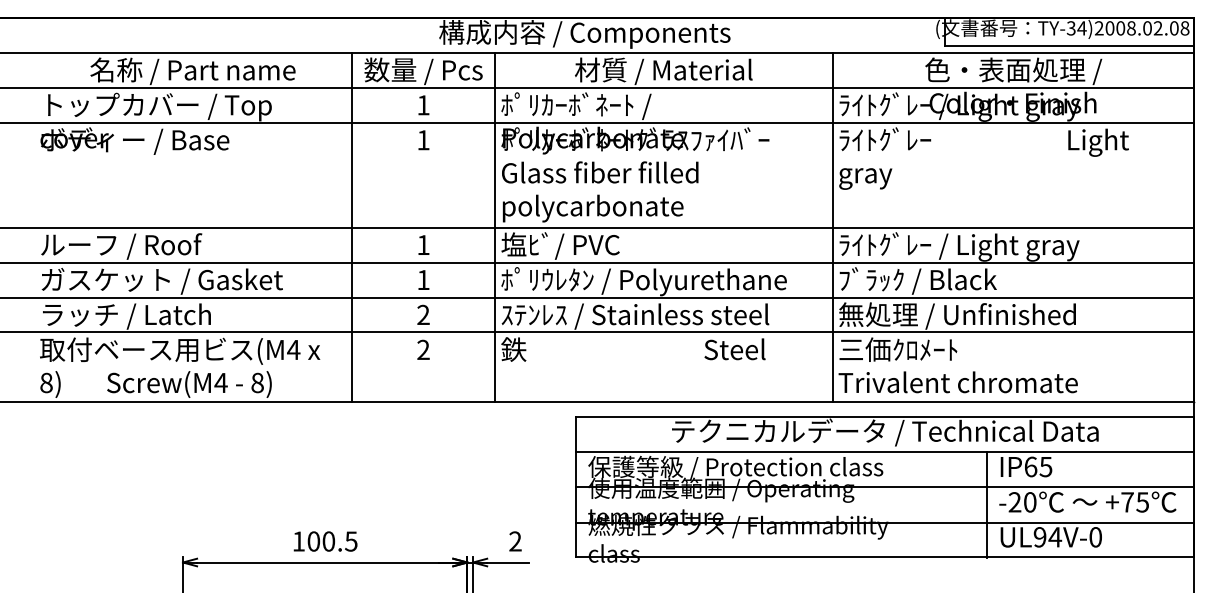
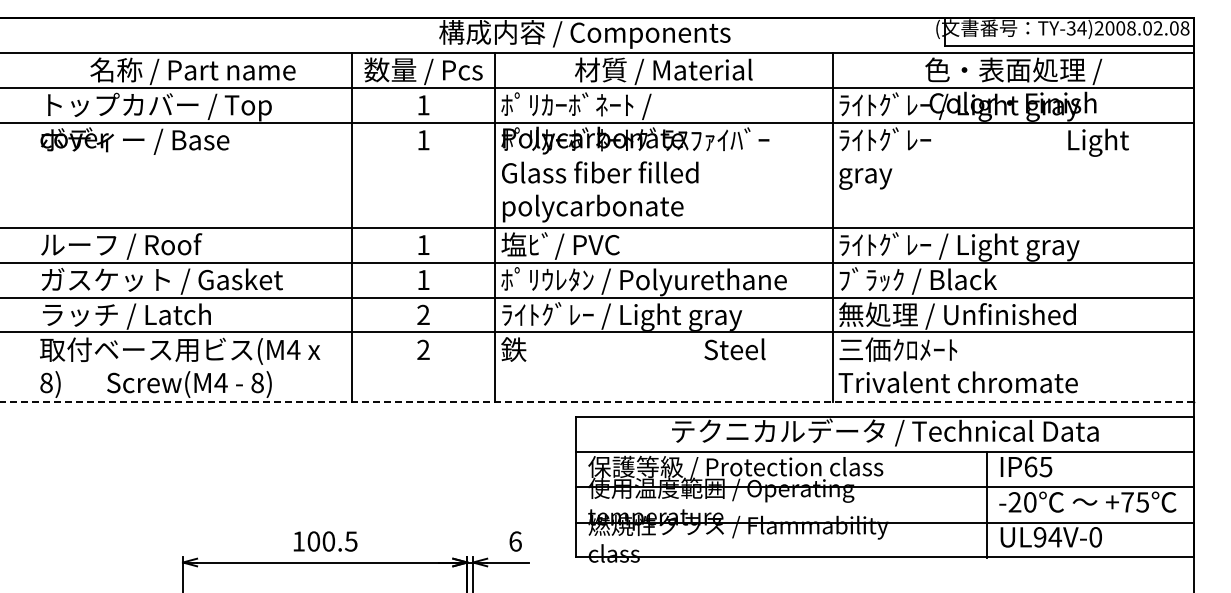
text: ｽﾃﾝﾚｽ / Stainless steel -> ﾗｲﾄｸﾞﾚｰ / Light gray (635, 316)
line: solid -> dashed (597, 402)
text: 2 -> 6 (515, 541)
